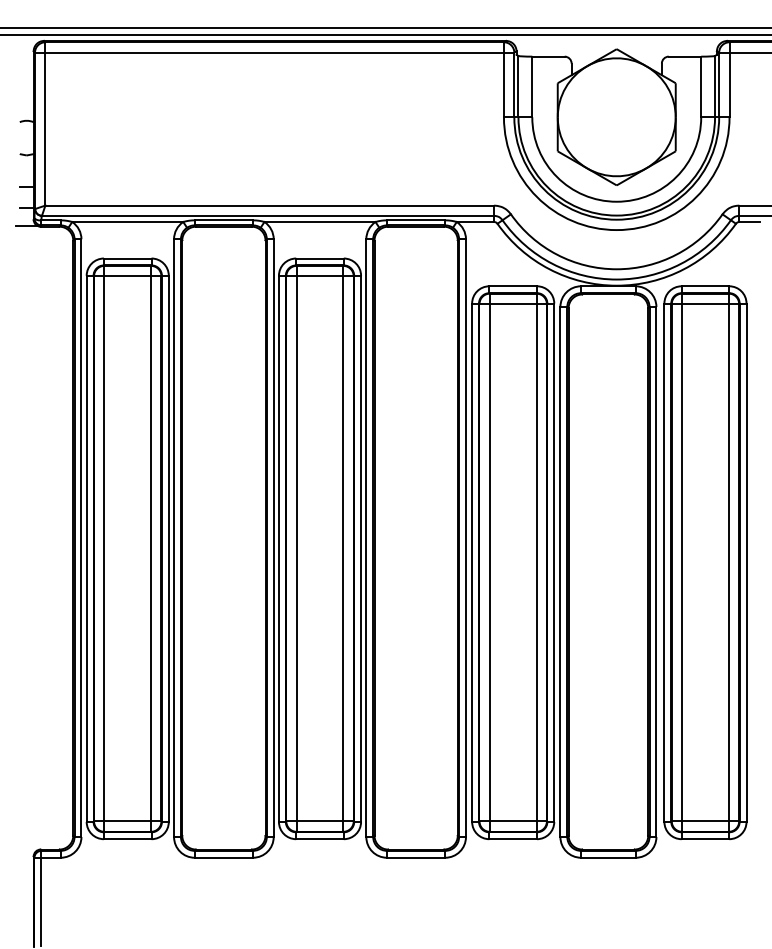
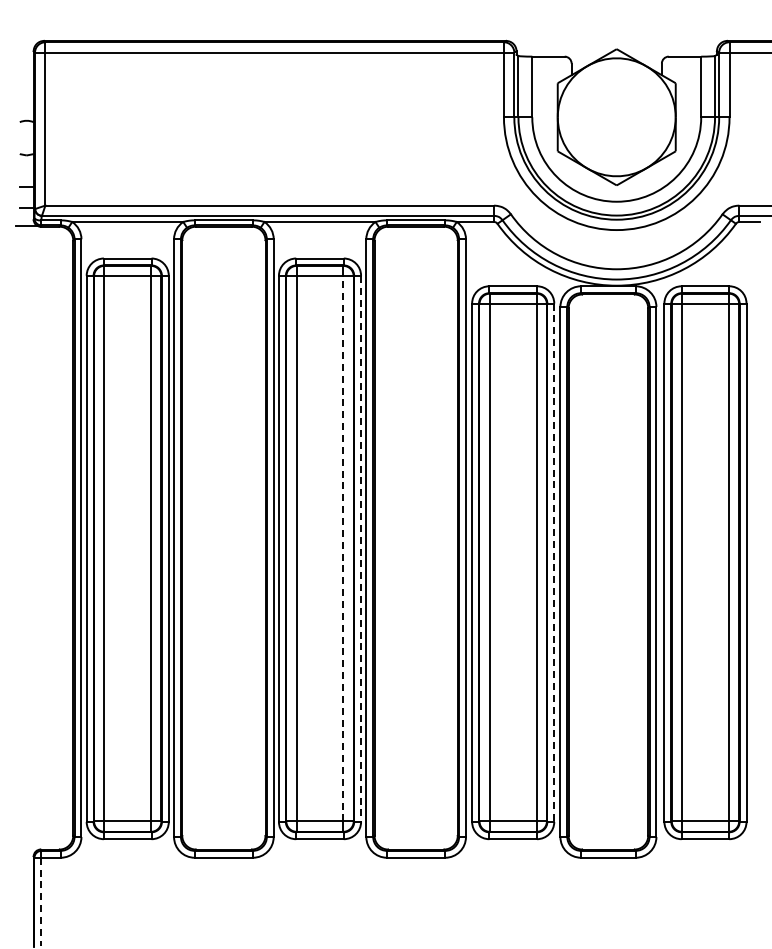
line: present -> none (385, 28)
line: present -> none (385, 35)
line: solid -> dashed (343, 548)
line: solid -> dashed (361, 549)
line: solid -> dashed (554, 563)
line: solid -> dashed (41, 901)
